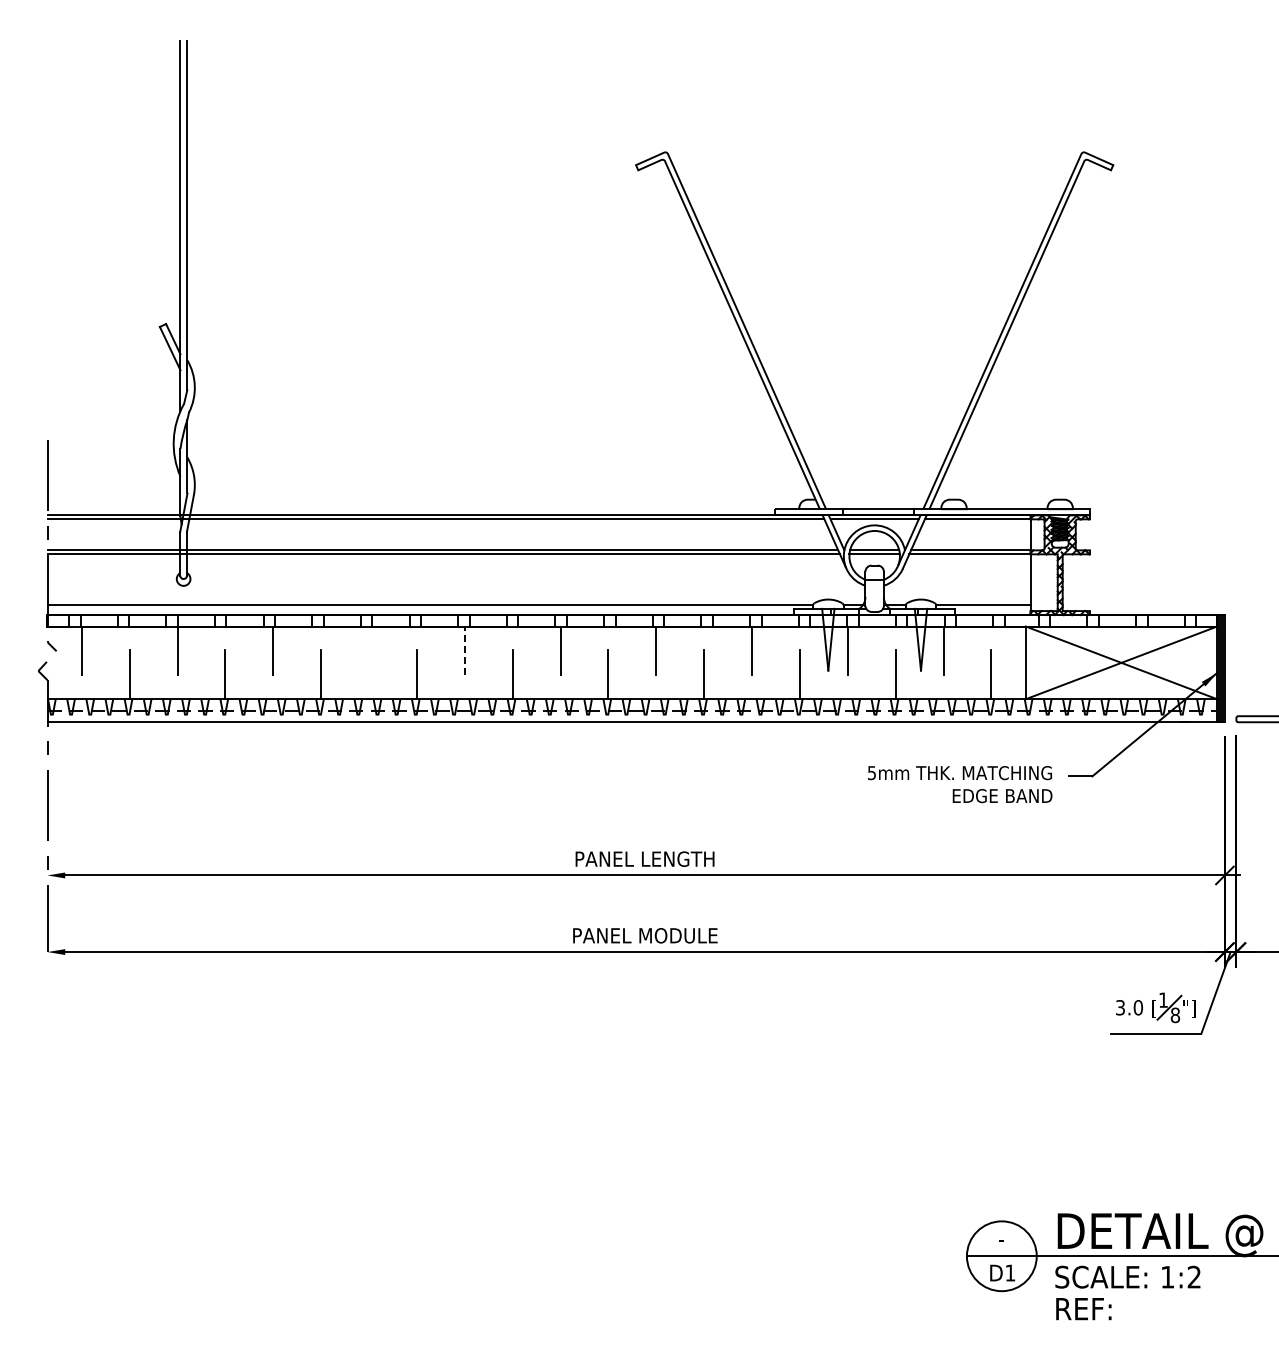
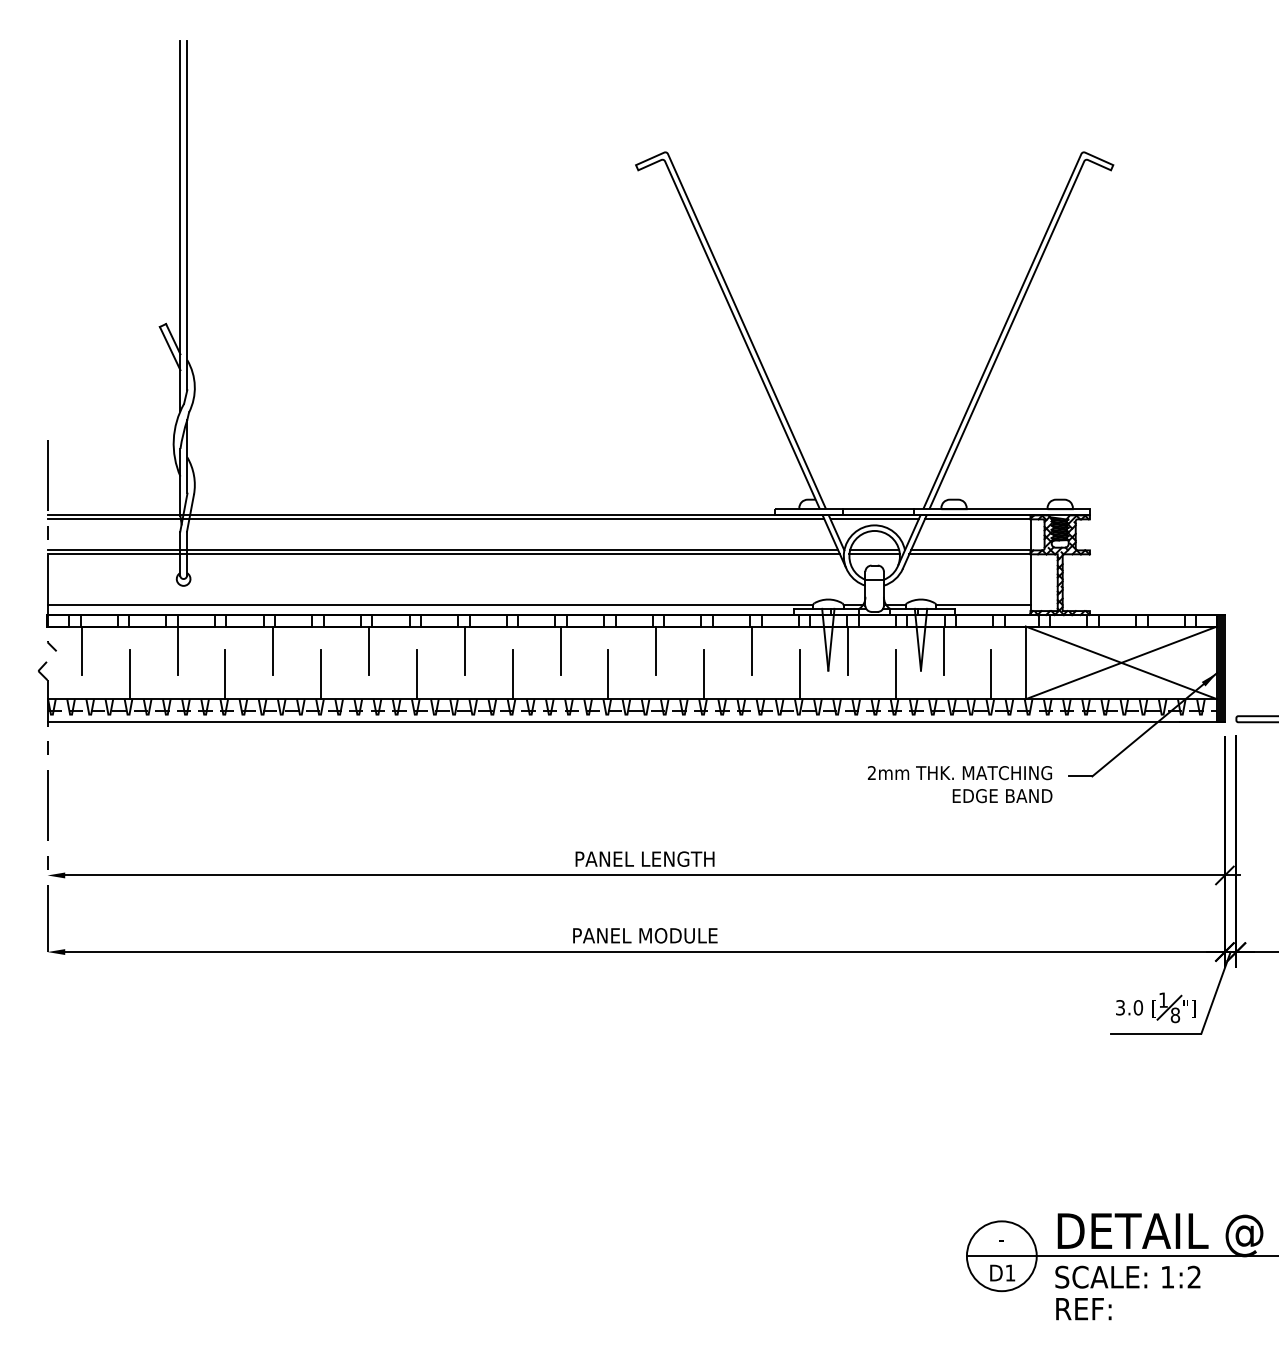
line: none -> present (369, 650)
line: dashed -> solid (464, 650)
text: 5mm -> 2mm (871, 773)
